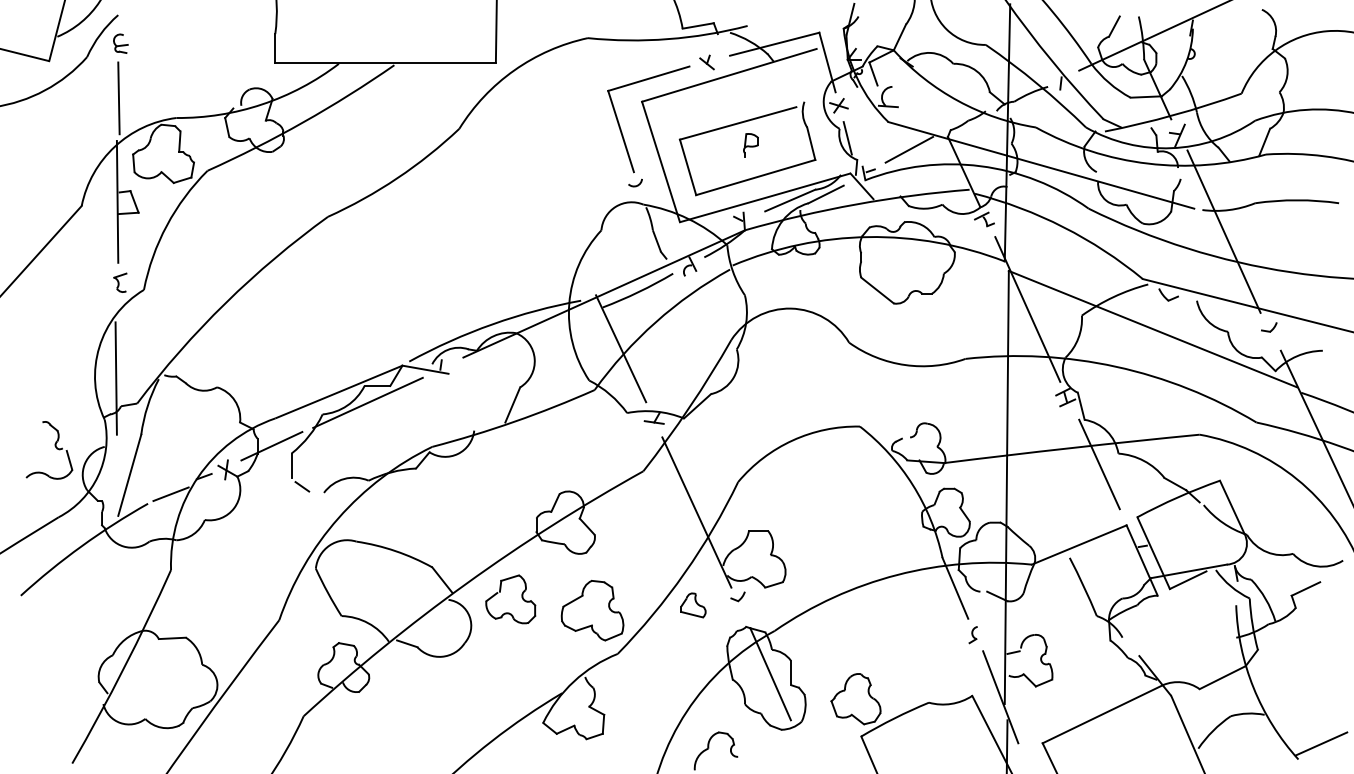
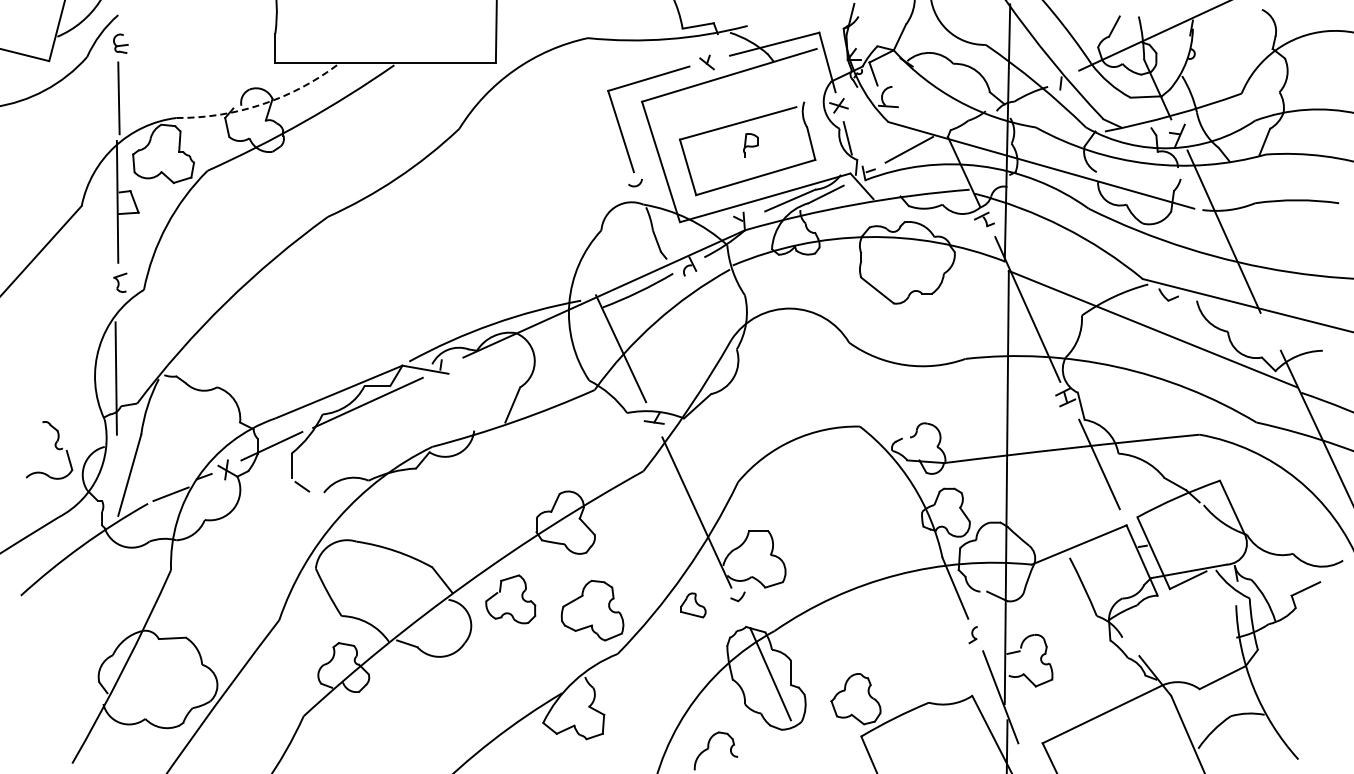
arc: solid -> dashed (262, 104)
part: present -> none (1269, 327)
line: present -> none (1321, 743)
